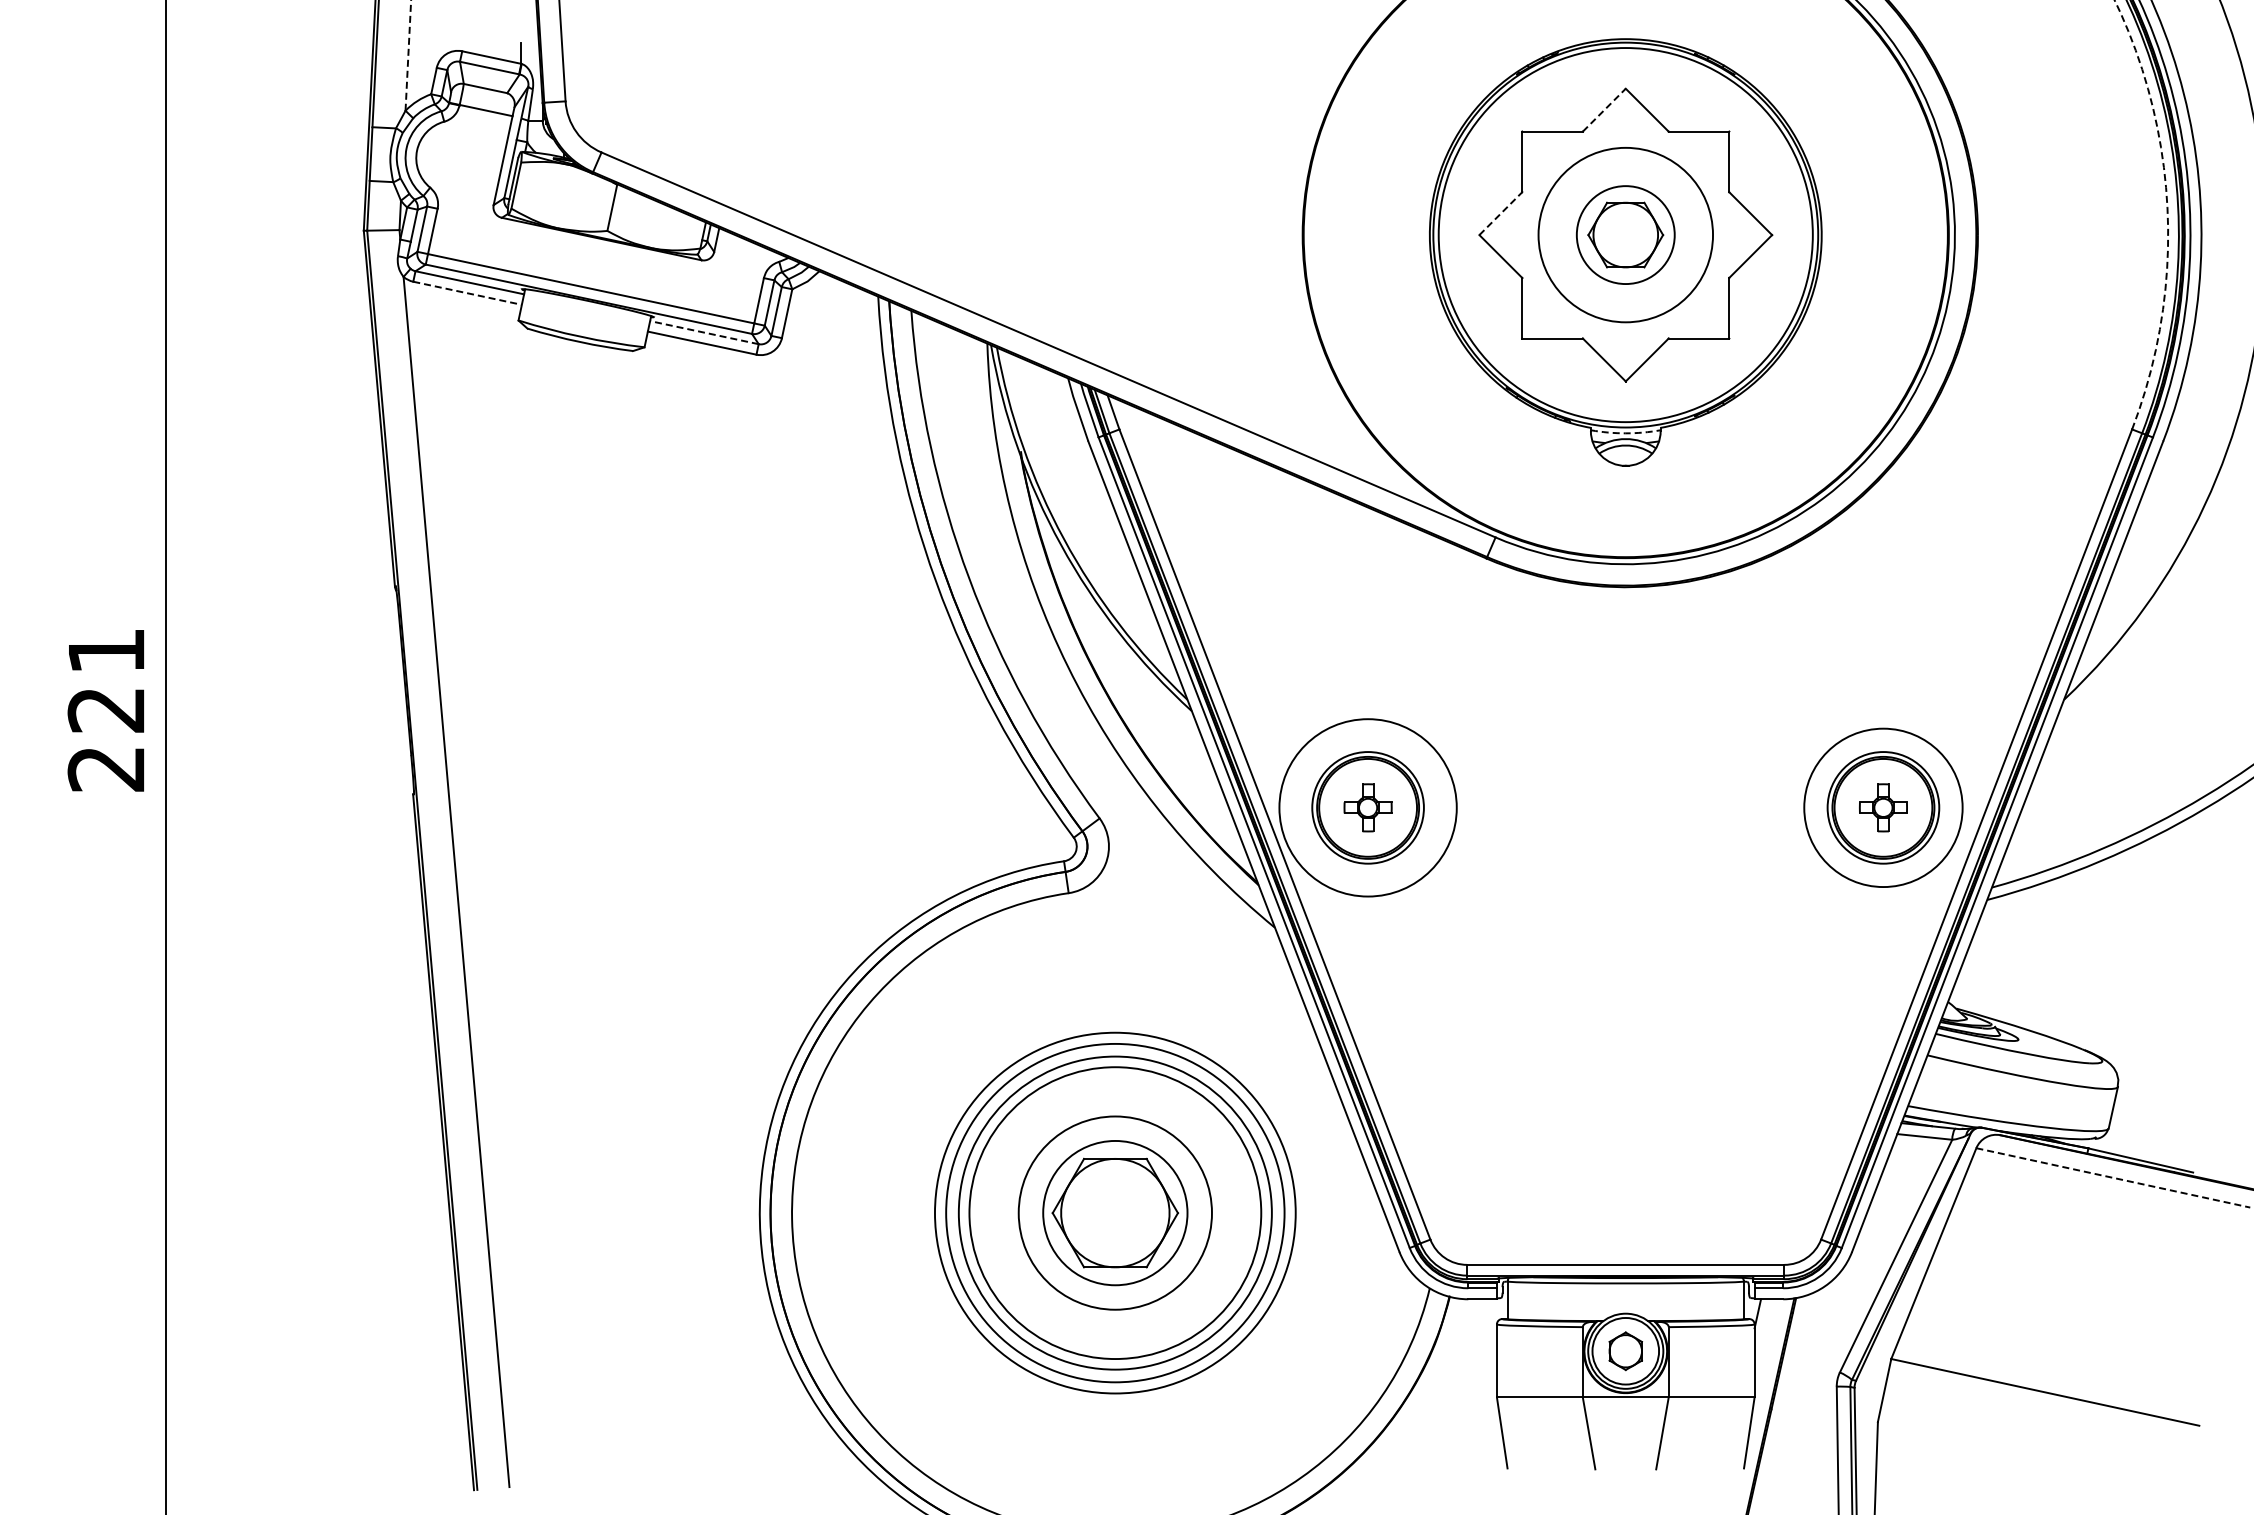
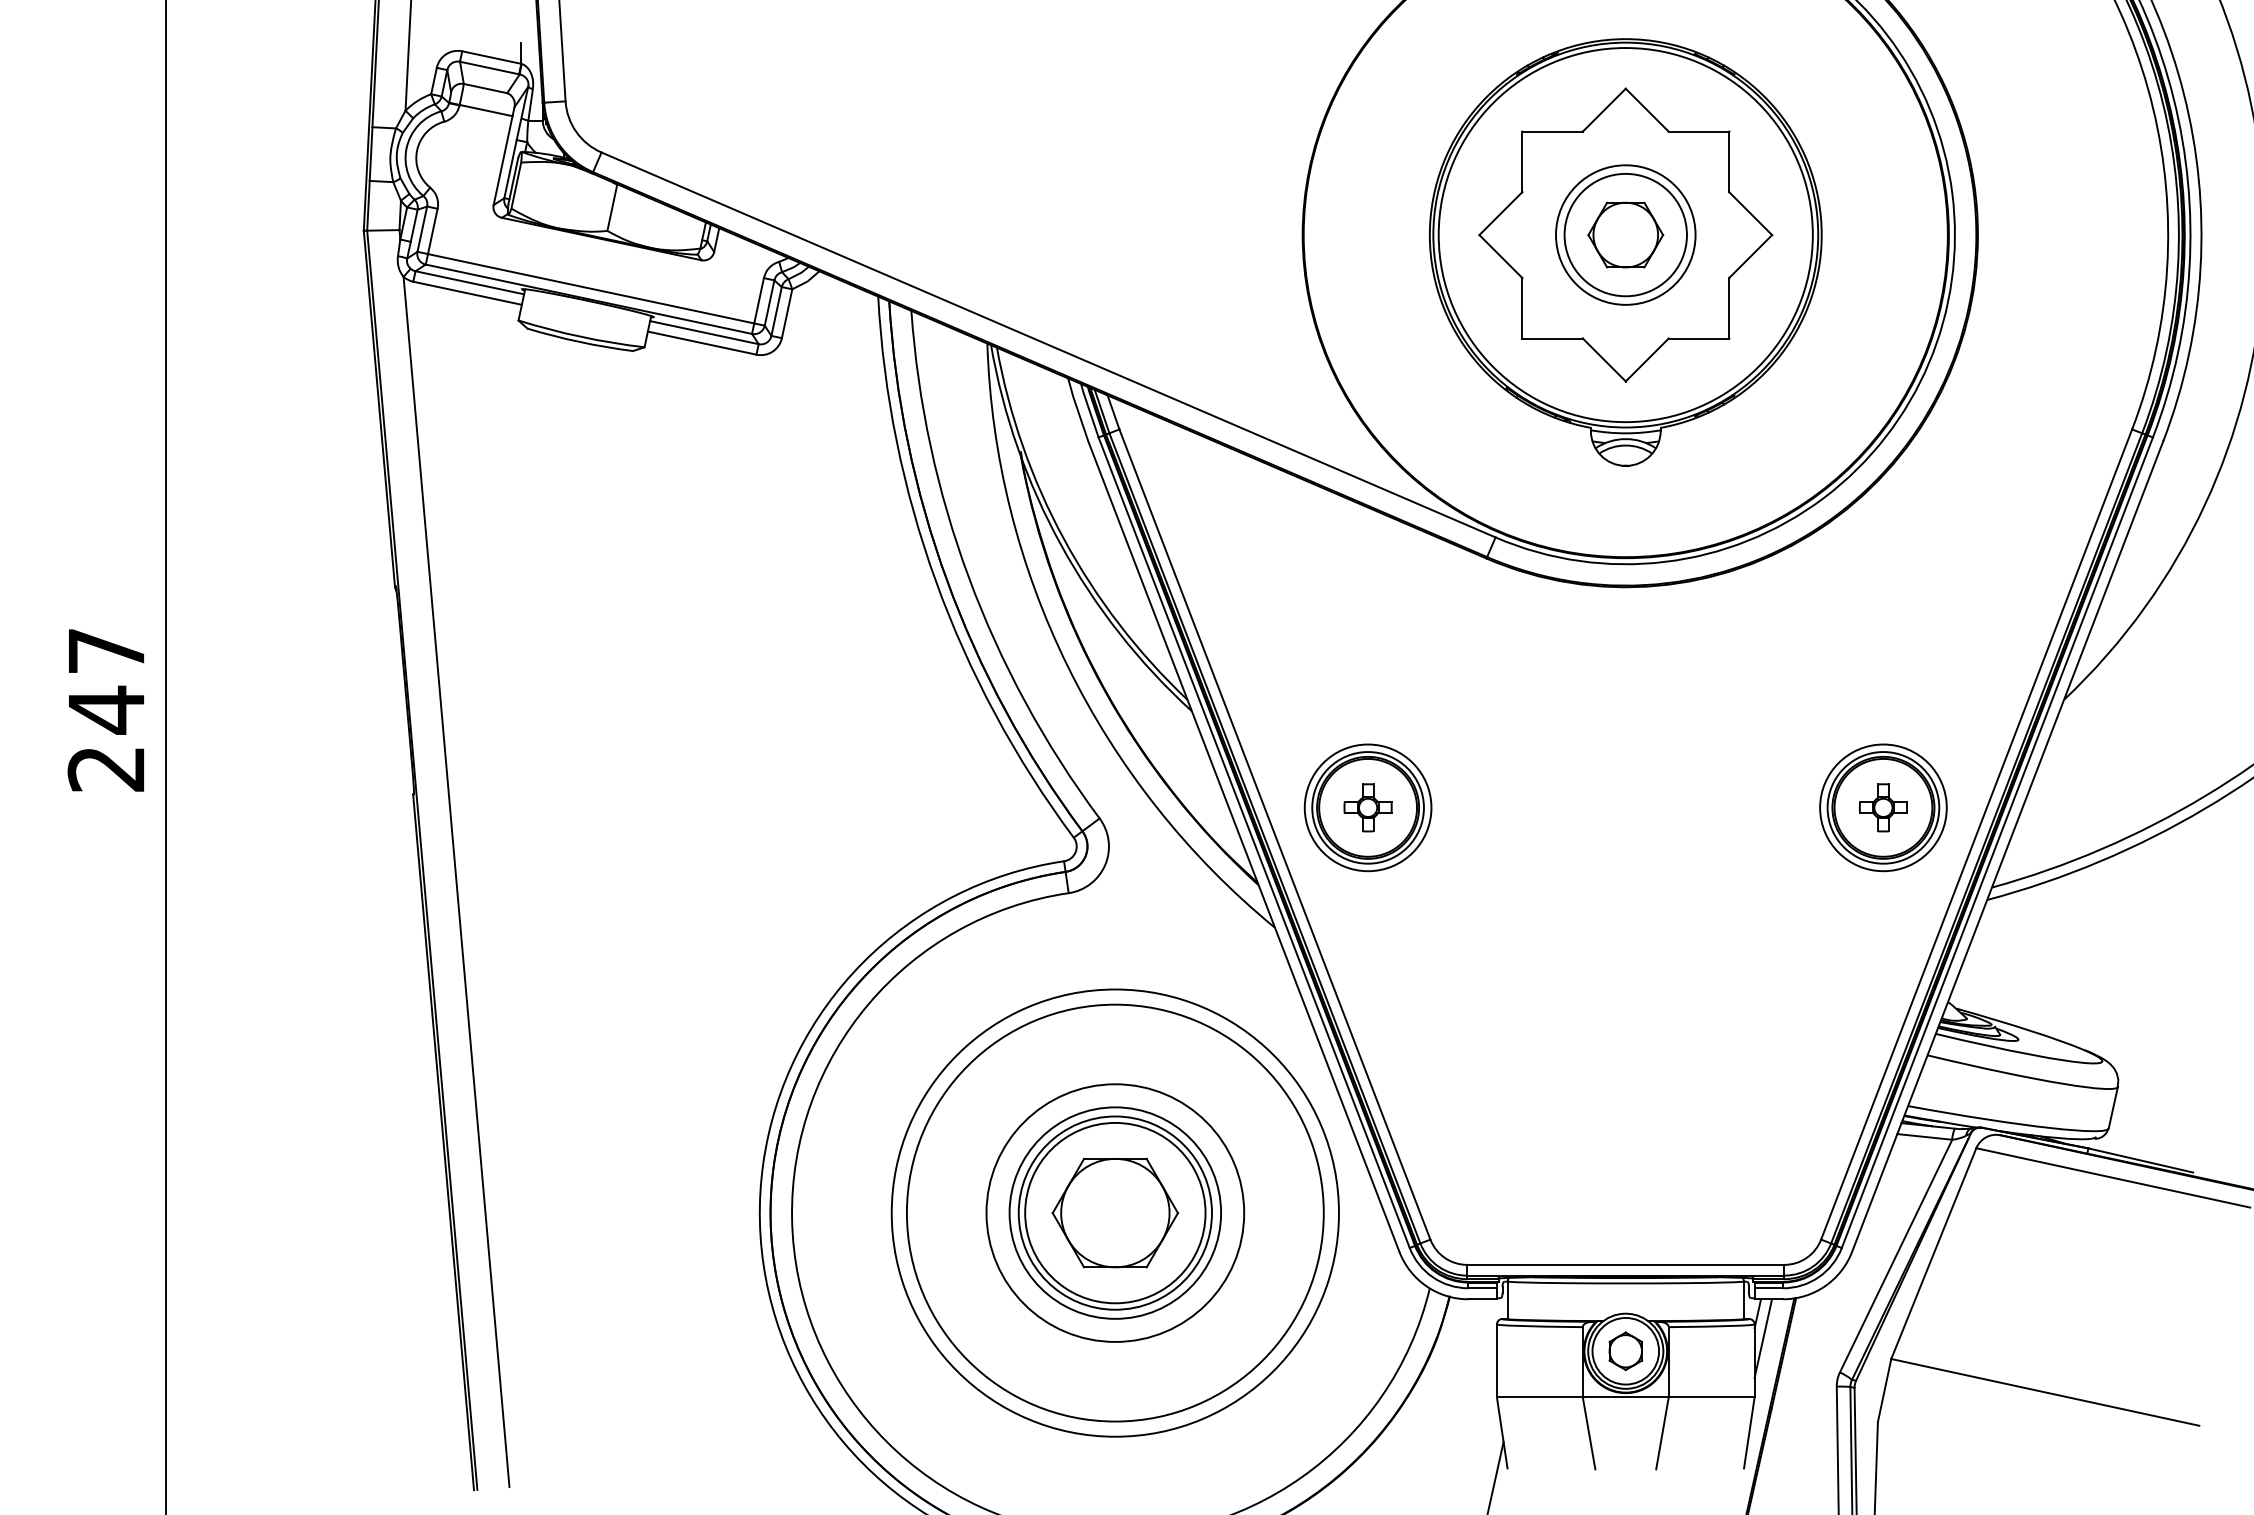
line: dashed -> solid (408, 54)
line: dashed -> solid (1604, 109)
arc: dashed -> solid (2167, 210)
line: dashed -> solid (1501, 213)
circle diameter: 174 px -> 140 px (1625, 234)
circle diameter: 98 px -> 122 px (1625, 234)
line: dashed -> solid (467, 293)
line: dashed -> solid (704, 332)
arc: dashed -> solid (1625, 433)
text: 221 -> 247 (105, 681)
circle diameter: 177 px -> 127 px (1367, 807)
circle diameter: 158 px -> 127 px (1883, 807)
line: dashed -> solid (2113, 1178)
circle diameter: 313 px -> 447 px (1114, 1212)
circle diameter: 361 px -> 258 px (1115, 1212)
circle diameter: 144 px -> 180 px (1115, 1212)
circle diameter: 338 px -> 212 px (1115, 1212)
circle diameter: 292 px -> 417 px (1114, 1212)
line: none -> present (1763, 1338)
line: none -> present (1495, 1476)
